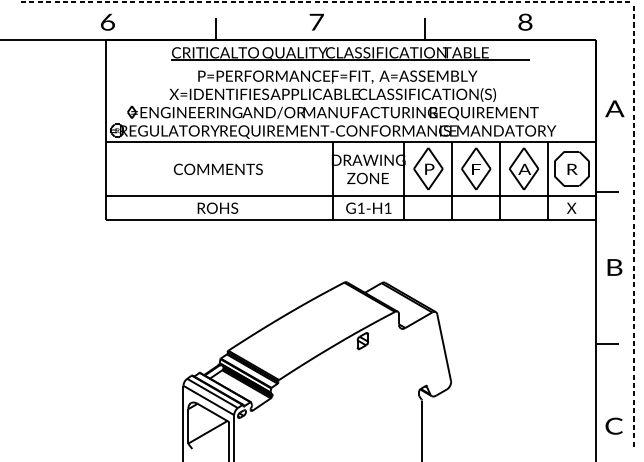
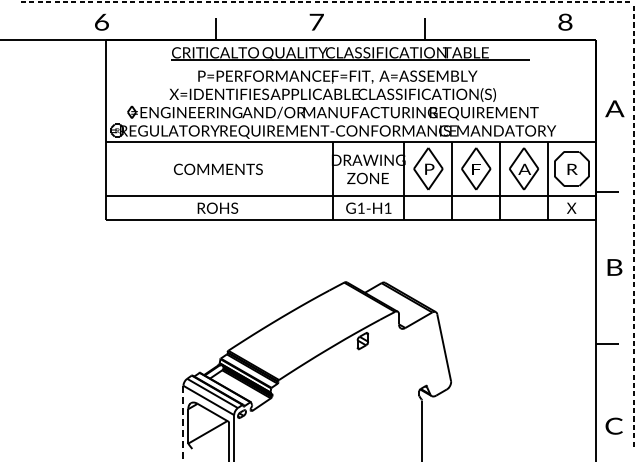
text position: (107, 21) -> (101, 21) (101, 21)
text position: (525, 21) -> (565, 21) (565, 21)
line: solid -> dashed (183, 423)
